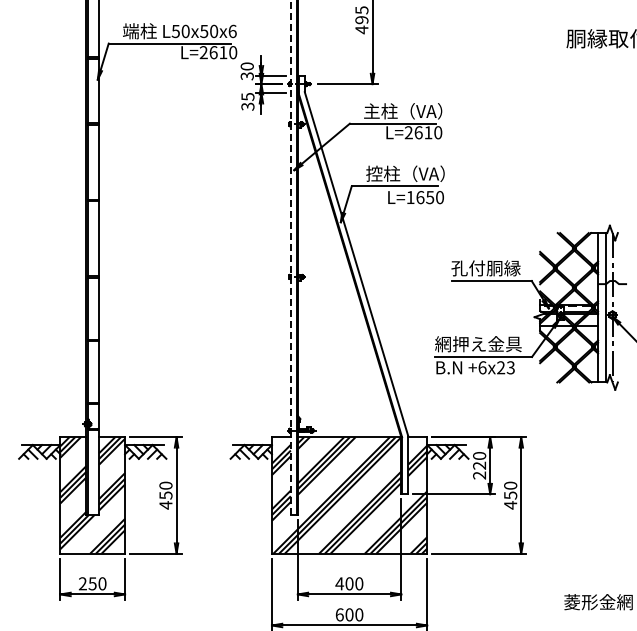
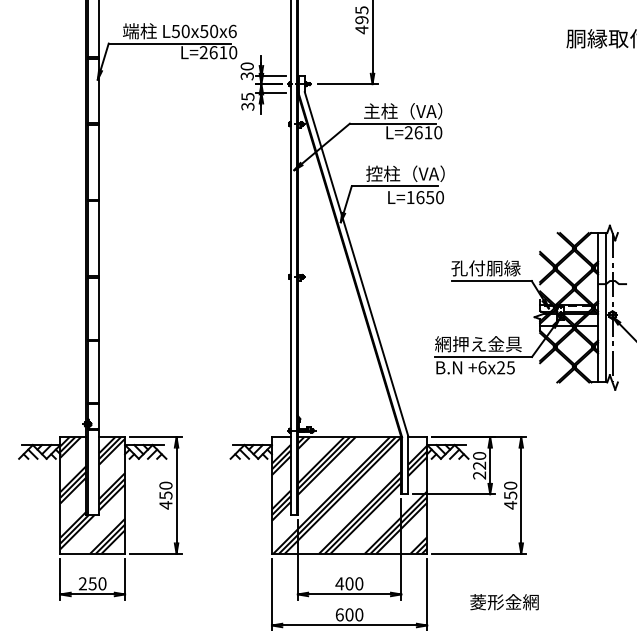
line: dashed -> solid (290, 257)
text: +6x23 -> +6x25 (510, 367)
text position: (598, 602) -> (504, 602) (504, 602)
